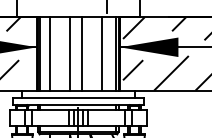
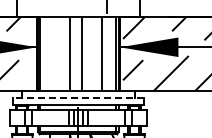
line: present -> none (50, 53)
line: solid -> dashed (78, 97)
